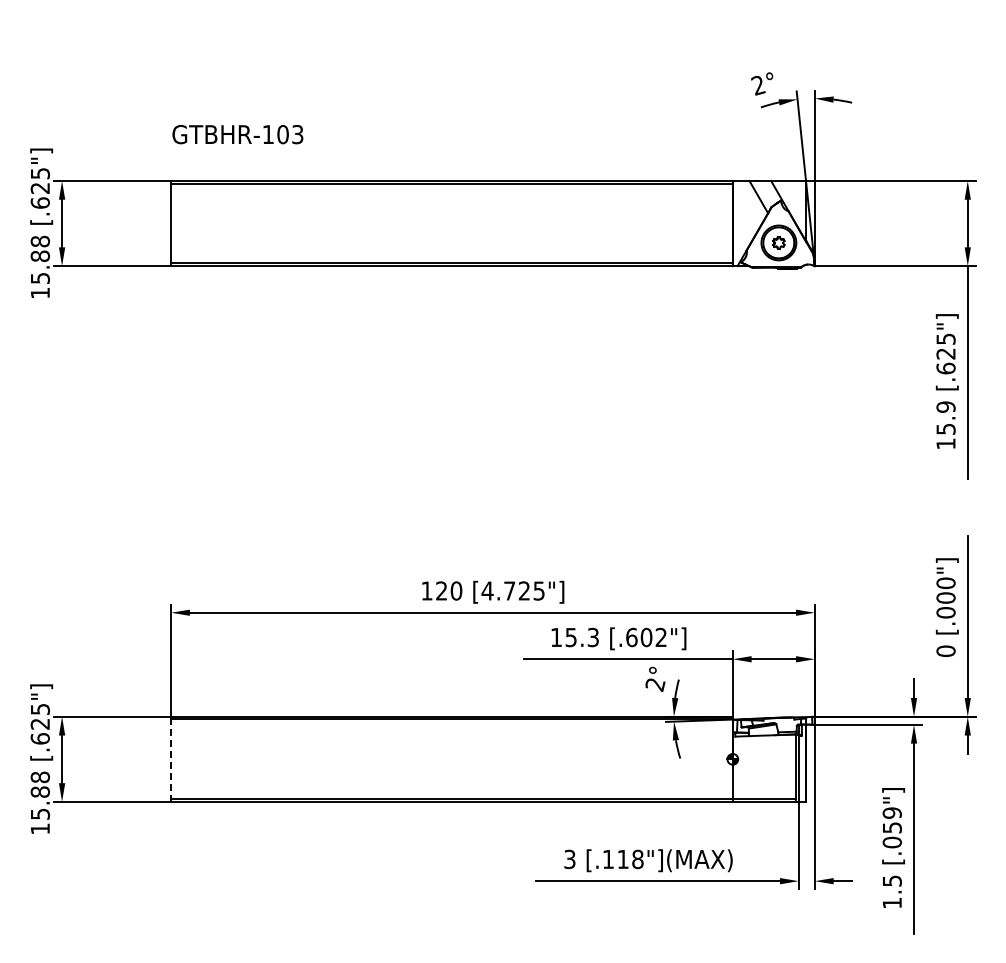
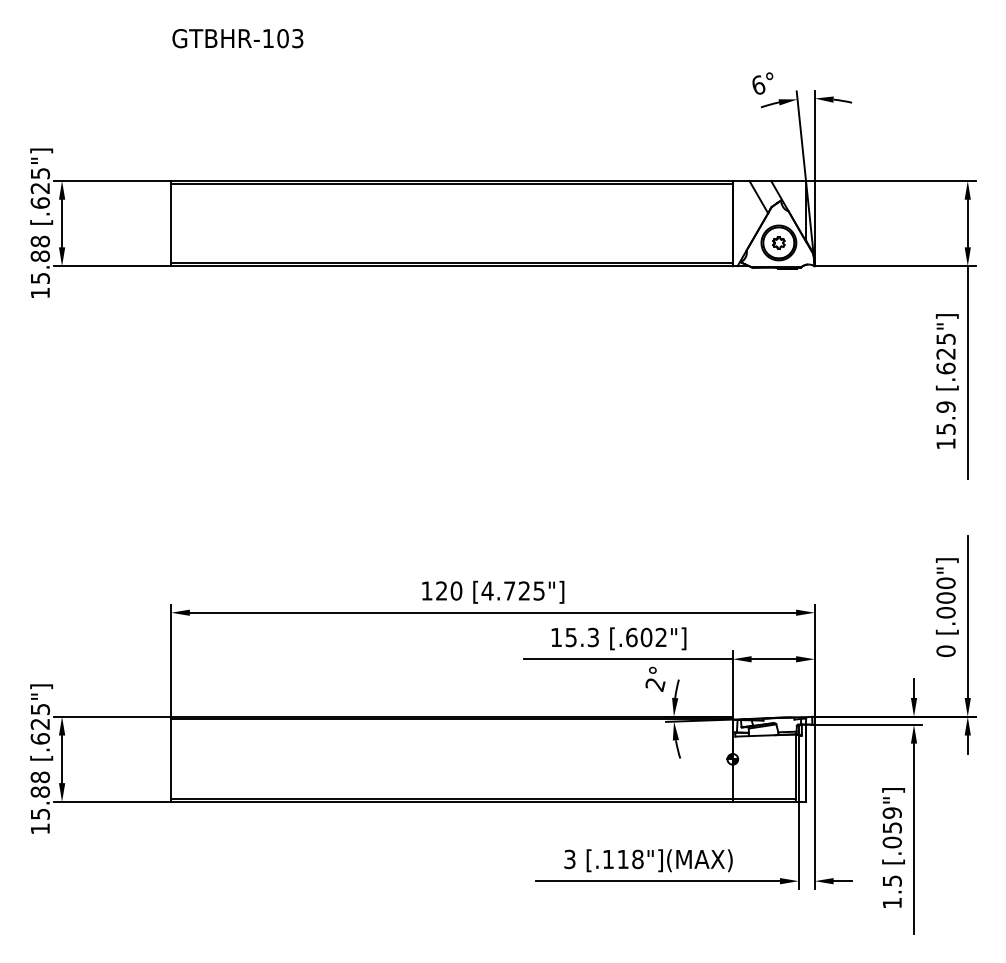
text: 2° -> 6° (758, 85)
text position: (237, 134) -> (237, 38) (237, 38)
line: dashed -> solid (171, 759)
